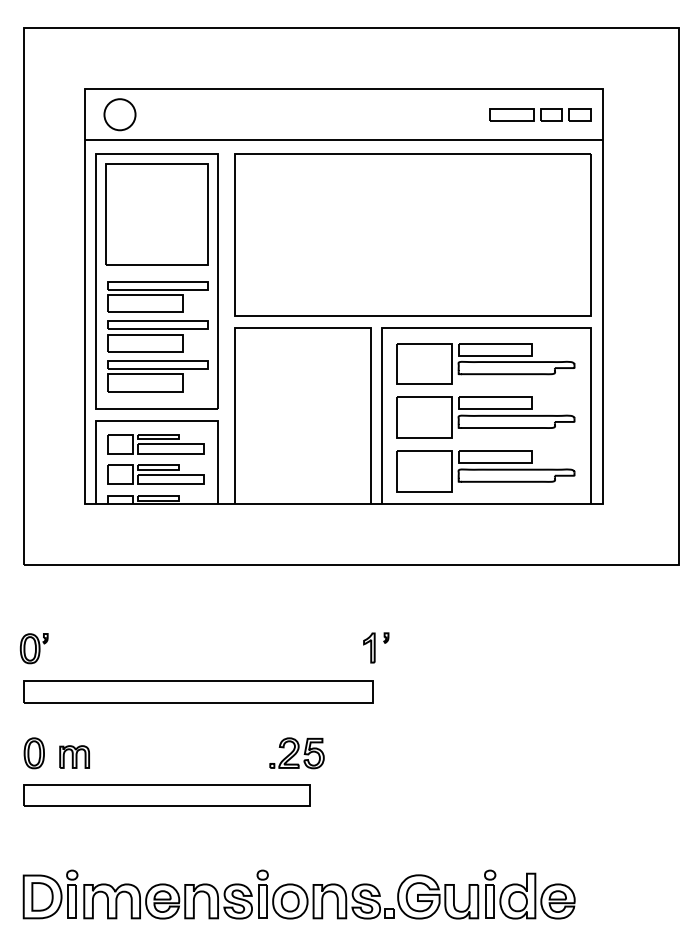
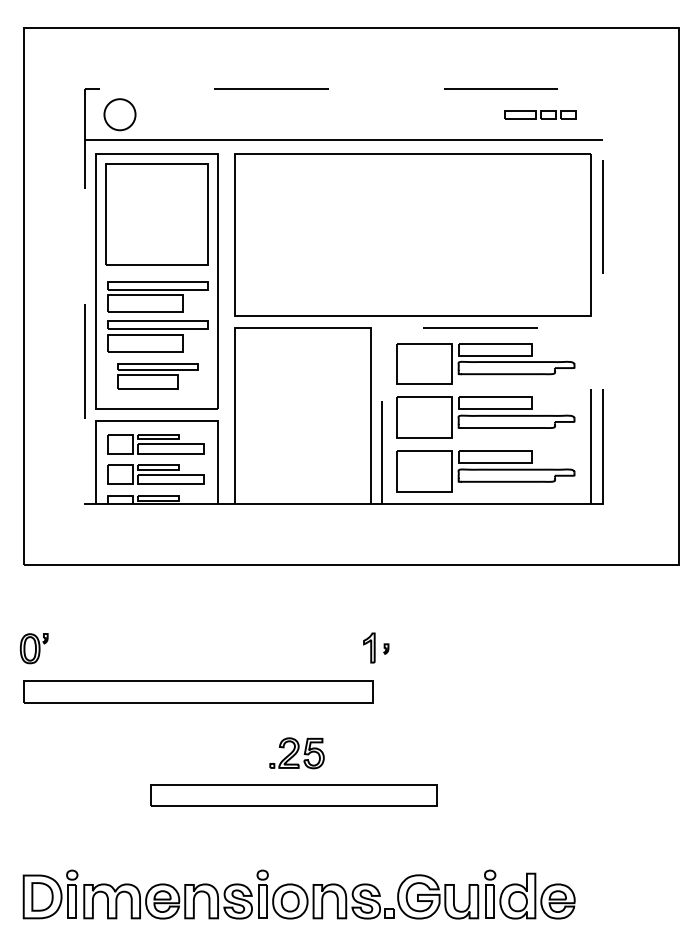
line: solid -> dashed (343, 89)
part size: 103x14 px -> 73x10 px (540, 114)
line: solid -> dashed (486, 327)
part size: 102x33 px -> 82x27 px (157, 376)
part position: (386, 637) -> (386, 648) (386, 648)
part: present -> none (33, 753)
part: present -> none (74, 756)
part position: (166, 795) -> (293, 795) (293, 795)
